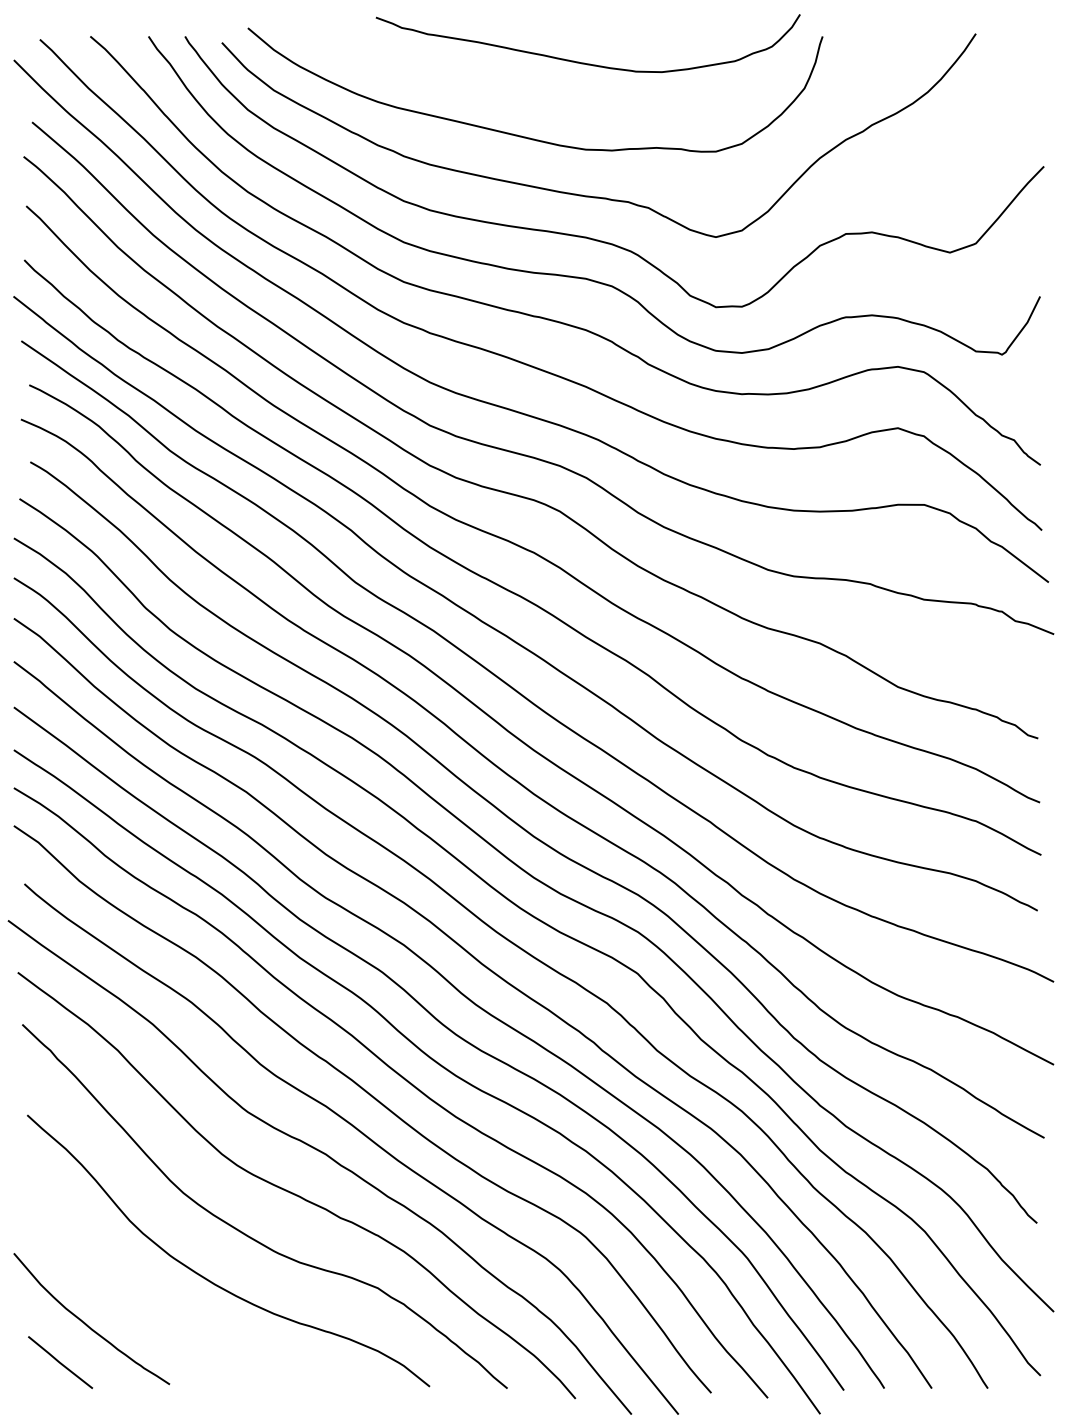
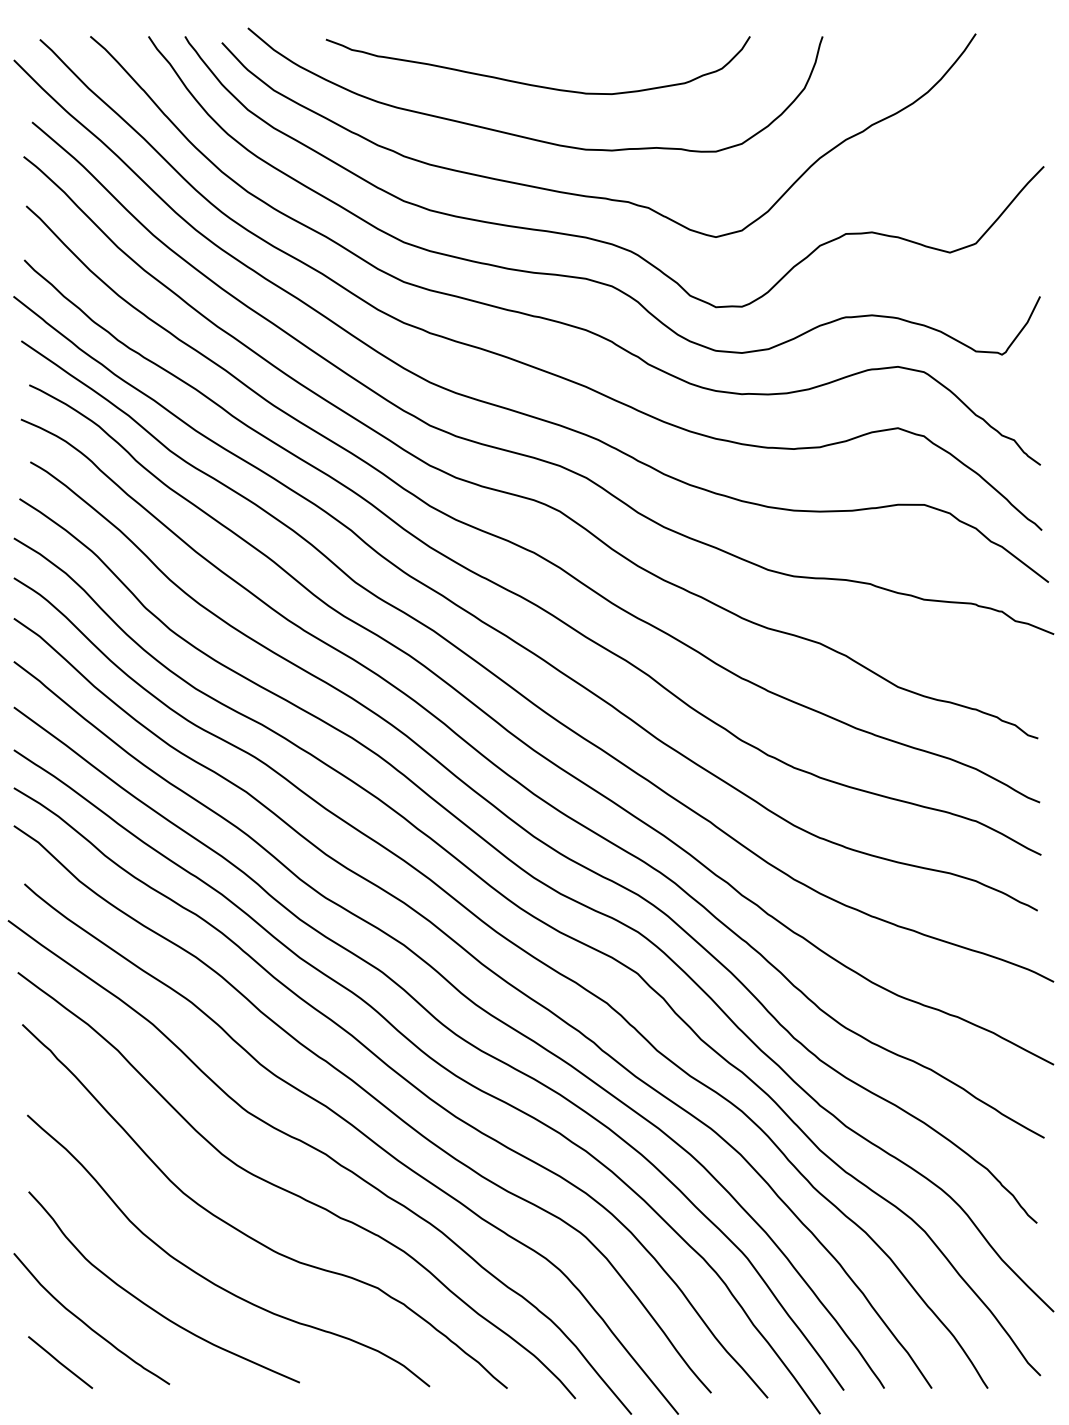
curve position: (584, 62) -> (534, 84) (534, 84)
curve: none -> present (150, 1306)
